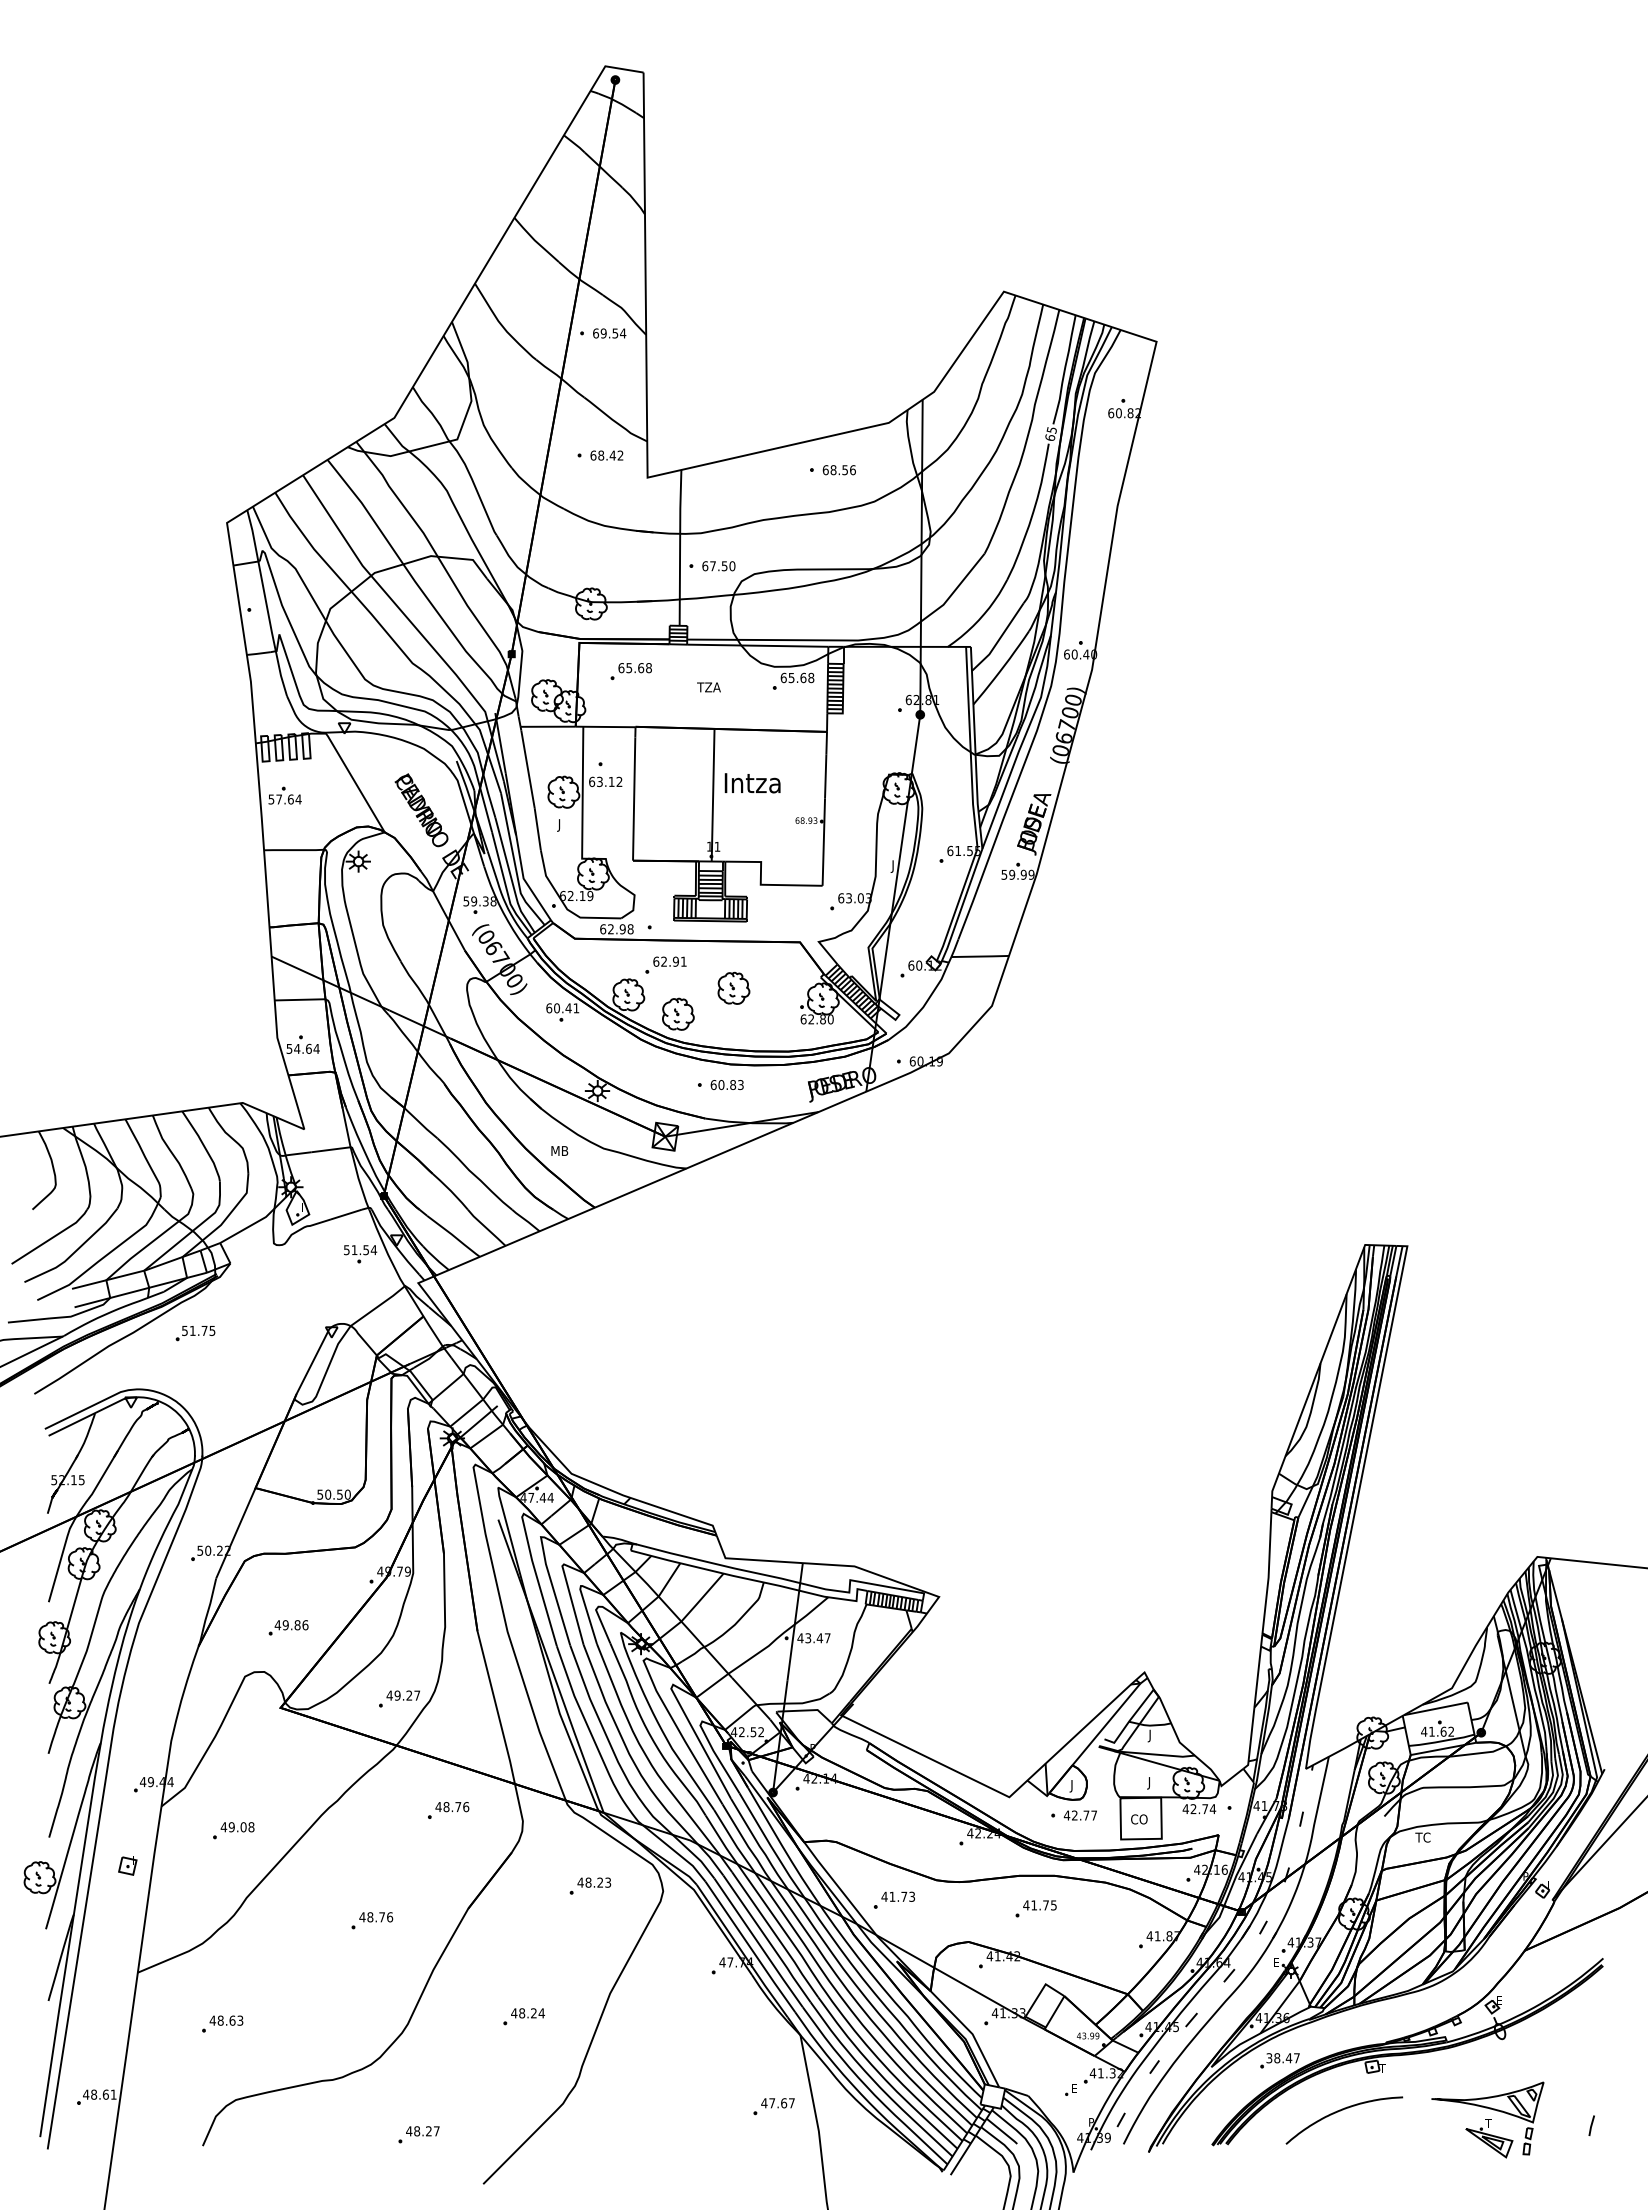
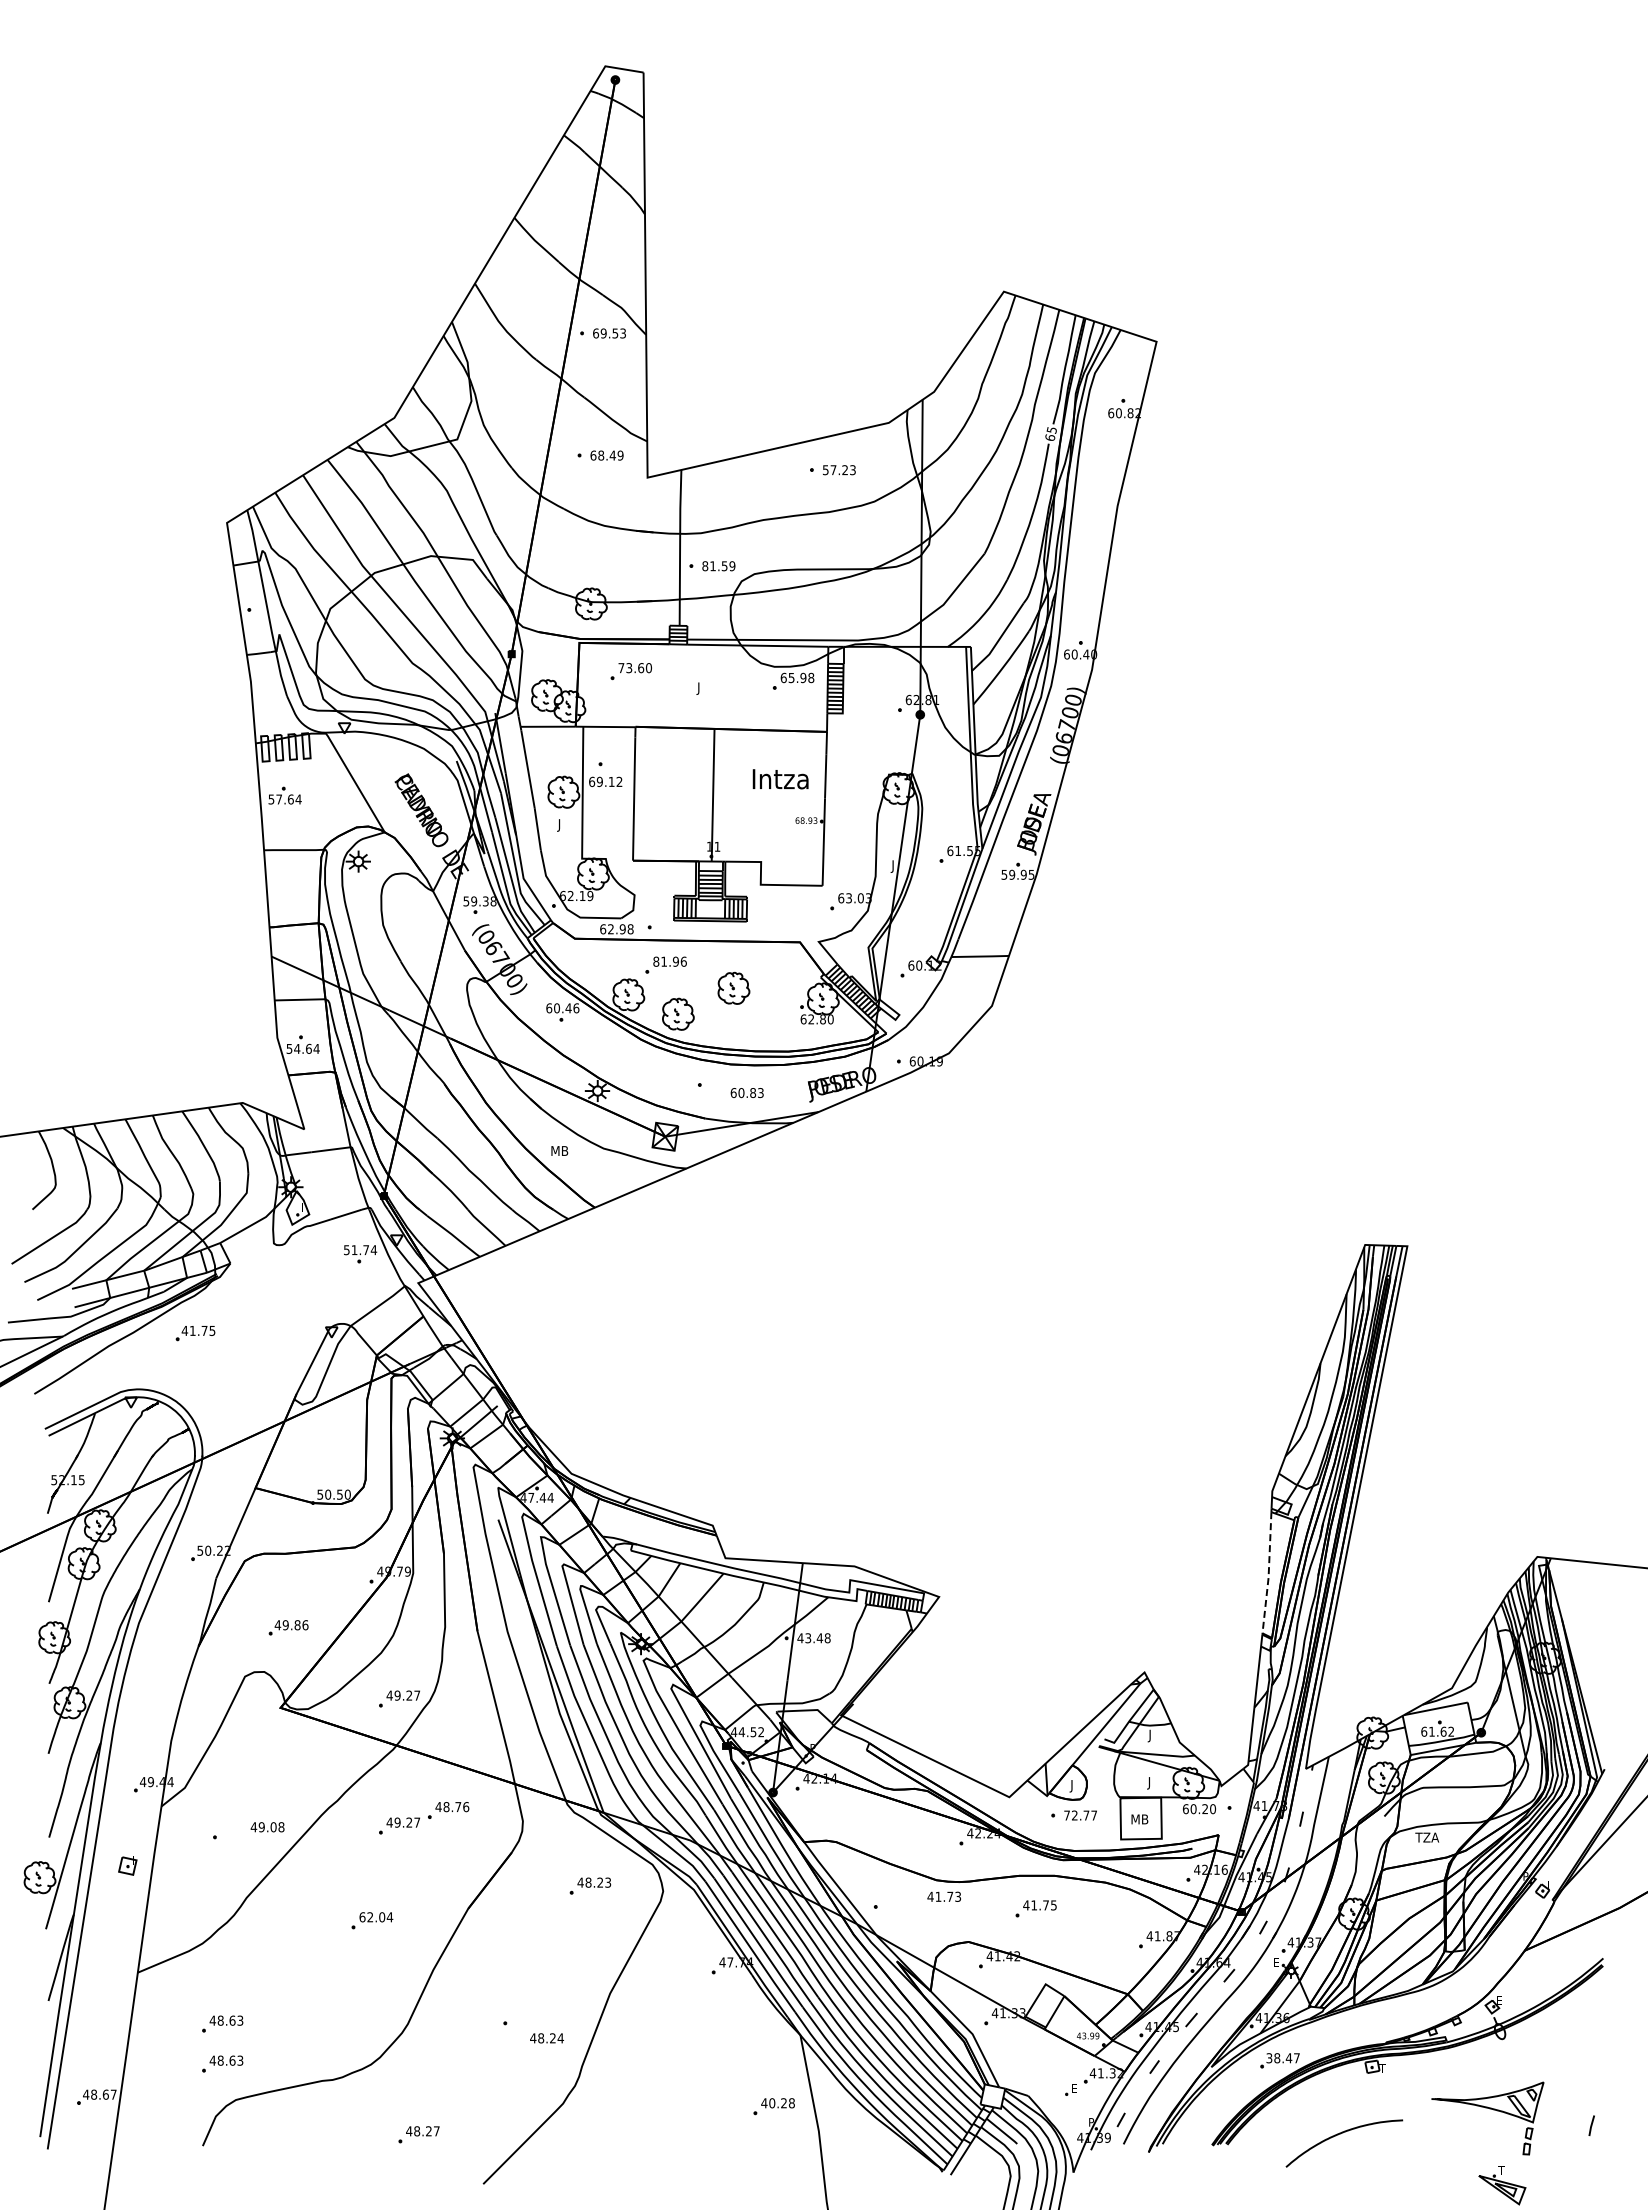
text: 69.54 -> 69.53 (623, 333)
text: 68.42 -> 68.49 (620, 455)
text: 68.56 -> 57.23 (838, 470)
text: 67.50 -> 81.59 (718, 566)
text: 65.68 -> 73.60 (634, 668)
text: 65.68 -> 65.98 (803, 677)
text: TZA -> J (708, 688)
text: 63.12 -> 69.12 (599, 781)
text position: (752, 783) -> (780, 779) (780, 779)
text: 59.99 -> 59.95 (1031, 874)
text: 62.91 -> 81.96 (669, 961)
text: 60.41 -> 60.46 (576, 1008)
text position: (726, 1085) -> (746, 1093) (746, 1093)
text: 51.54 -> 51.74 (365, 1250)
text: 51.75 -> 41.75 (184, 1331)
line: solid -> dashed (1268, 1574)
text: 43.47 -> 43.48 (827, 1638)
text: 41.62 -> 61.62 (1424, 1731)
text: 42.52 -> 44.52 (741, 1732)
text: 42.74 -> 60.20 (1199, 1809)
text: 42.77 -> 72.77 (1066, 1815)
text: CO -> MB (1139, 1819)
part: none -> present (399, 1825)
text position: (237, 1827) -> (267, 1827) (267, 1827)
text: TC -> TZA (1431, 1837)
text position: (897, 1896) -> (943, 1896) (943, 1896)
text: 48.76 -> 62.04 (376, 1917)
text position: (527, 2013) -> (546, 2038) (546, 2038)
part: none -> present (222, 2063)
text: 48.61 -> 48.67 (113, 2094)
text: 47.67 -> 40.28 (781, 2103)
curve position: (1340, 2111) -> (1340, 2134) (1340, 2134)
part position: (1489, 2138) -> (1502, 2185) (1502, 2185)
